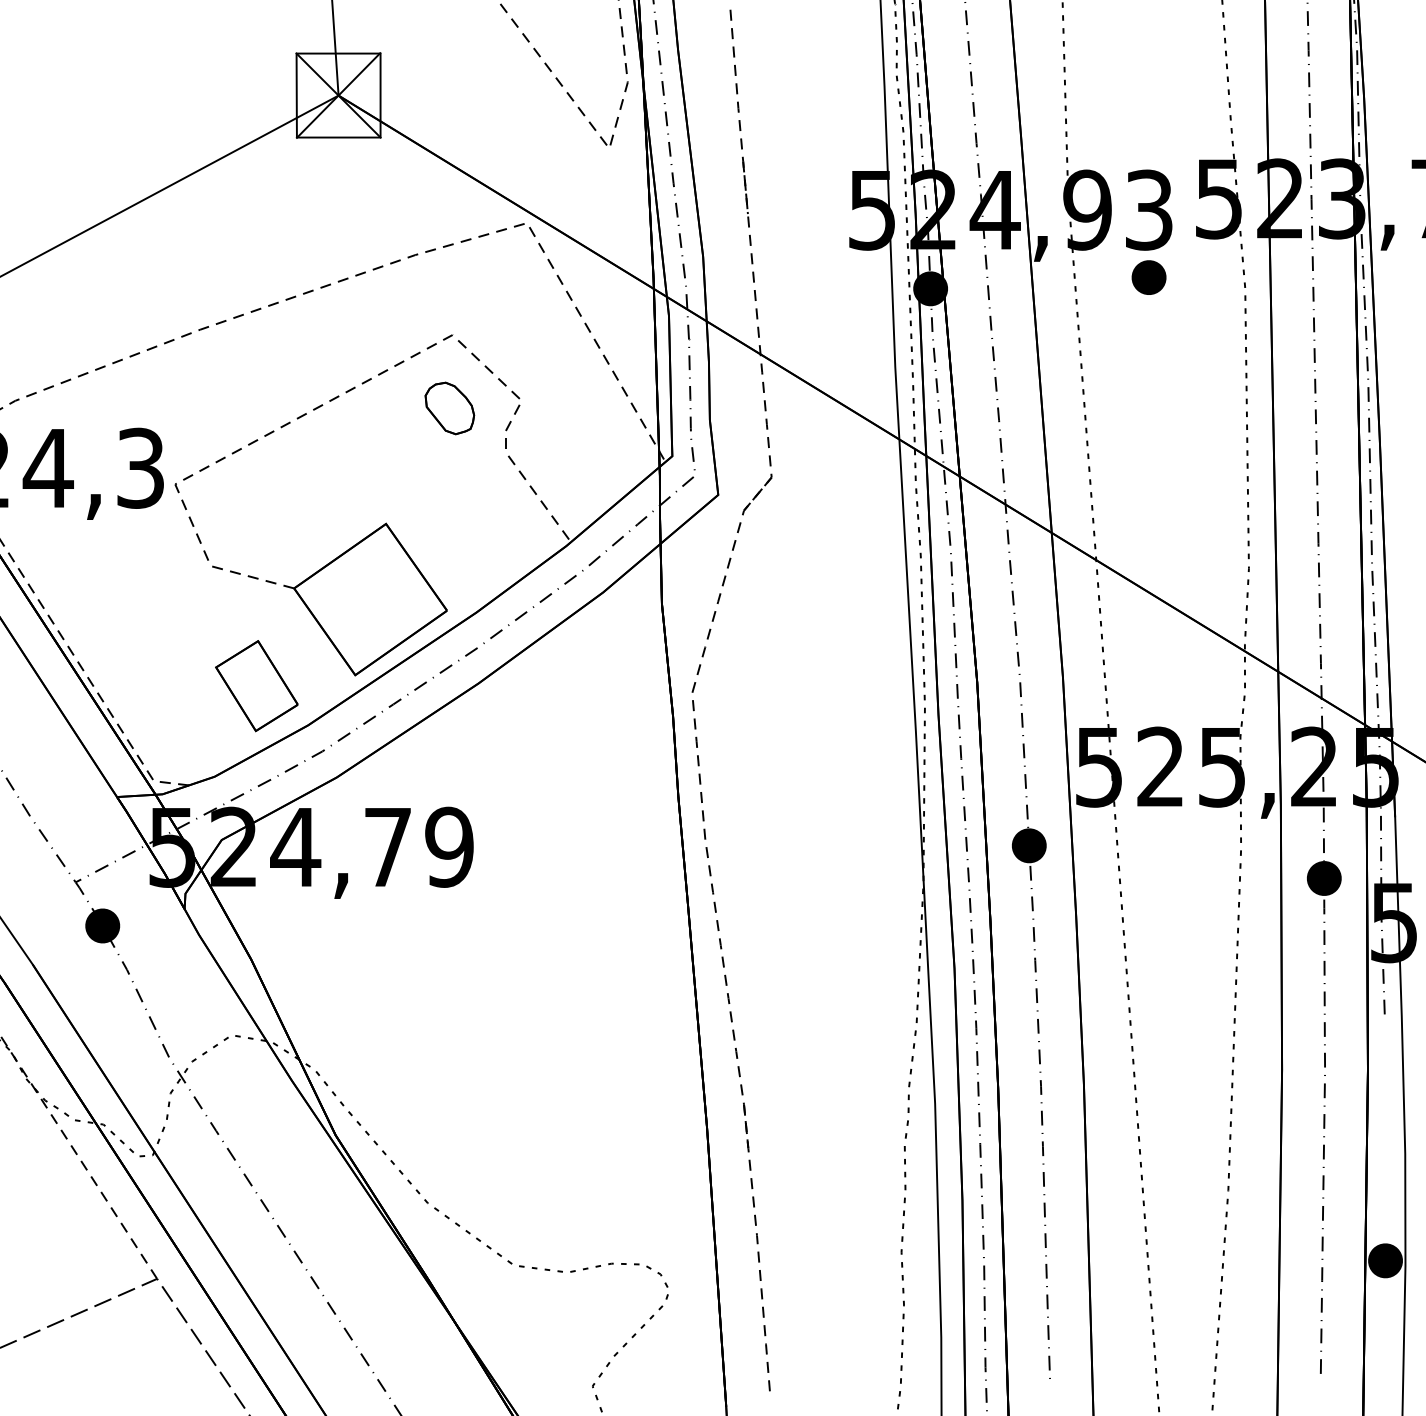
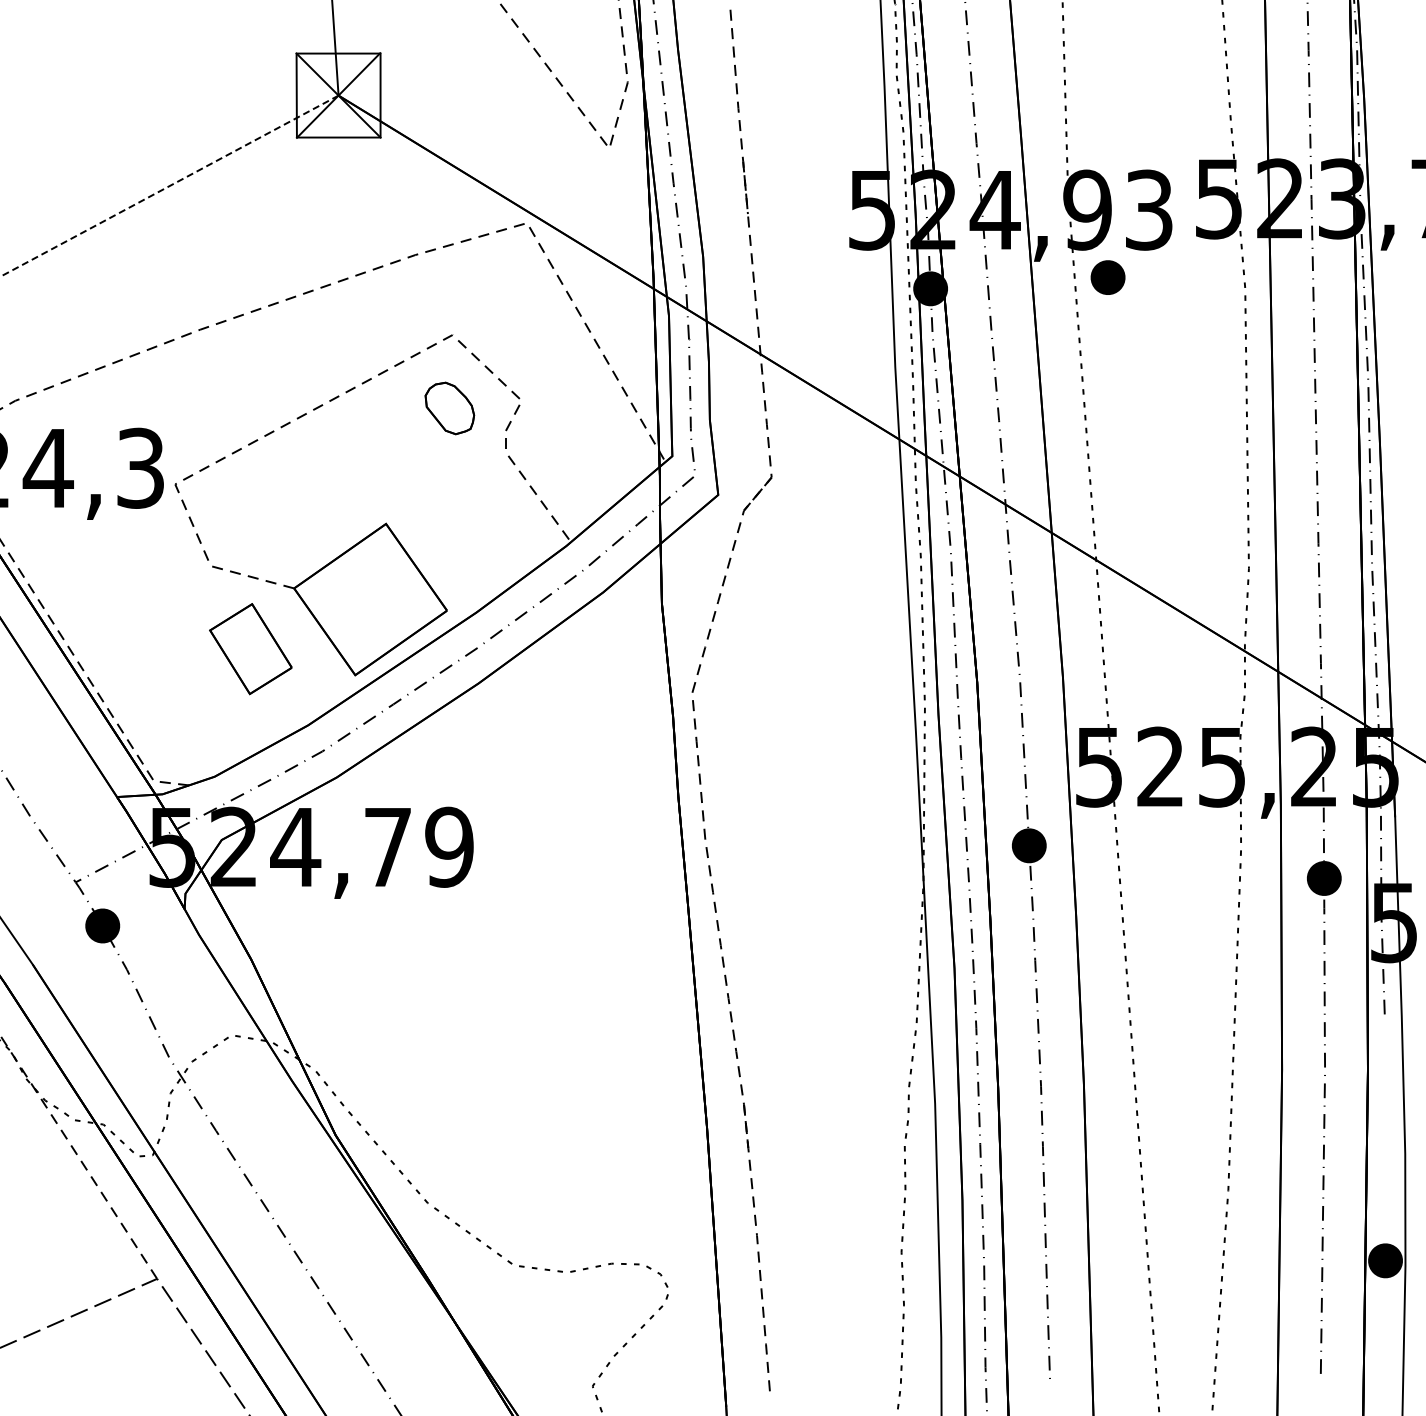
line: solid -> dashed (169, 186)
part position: (1148, 277) -> (1107, 277) (1107, 277)
part position: (256, 686) -> (250, 649) (250, 649)
